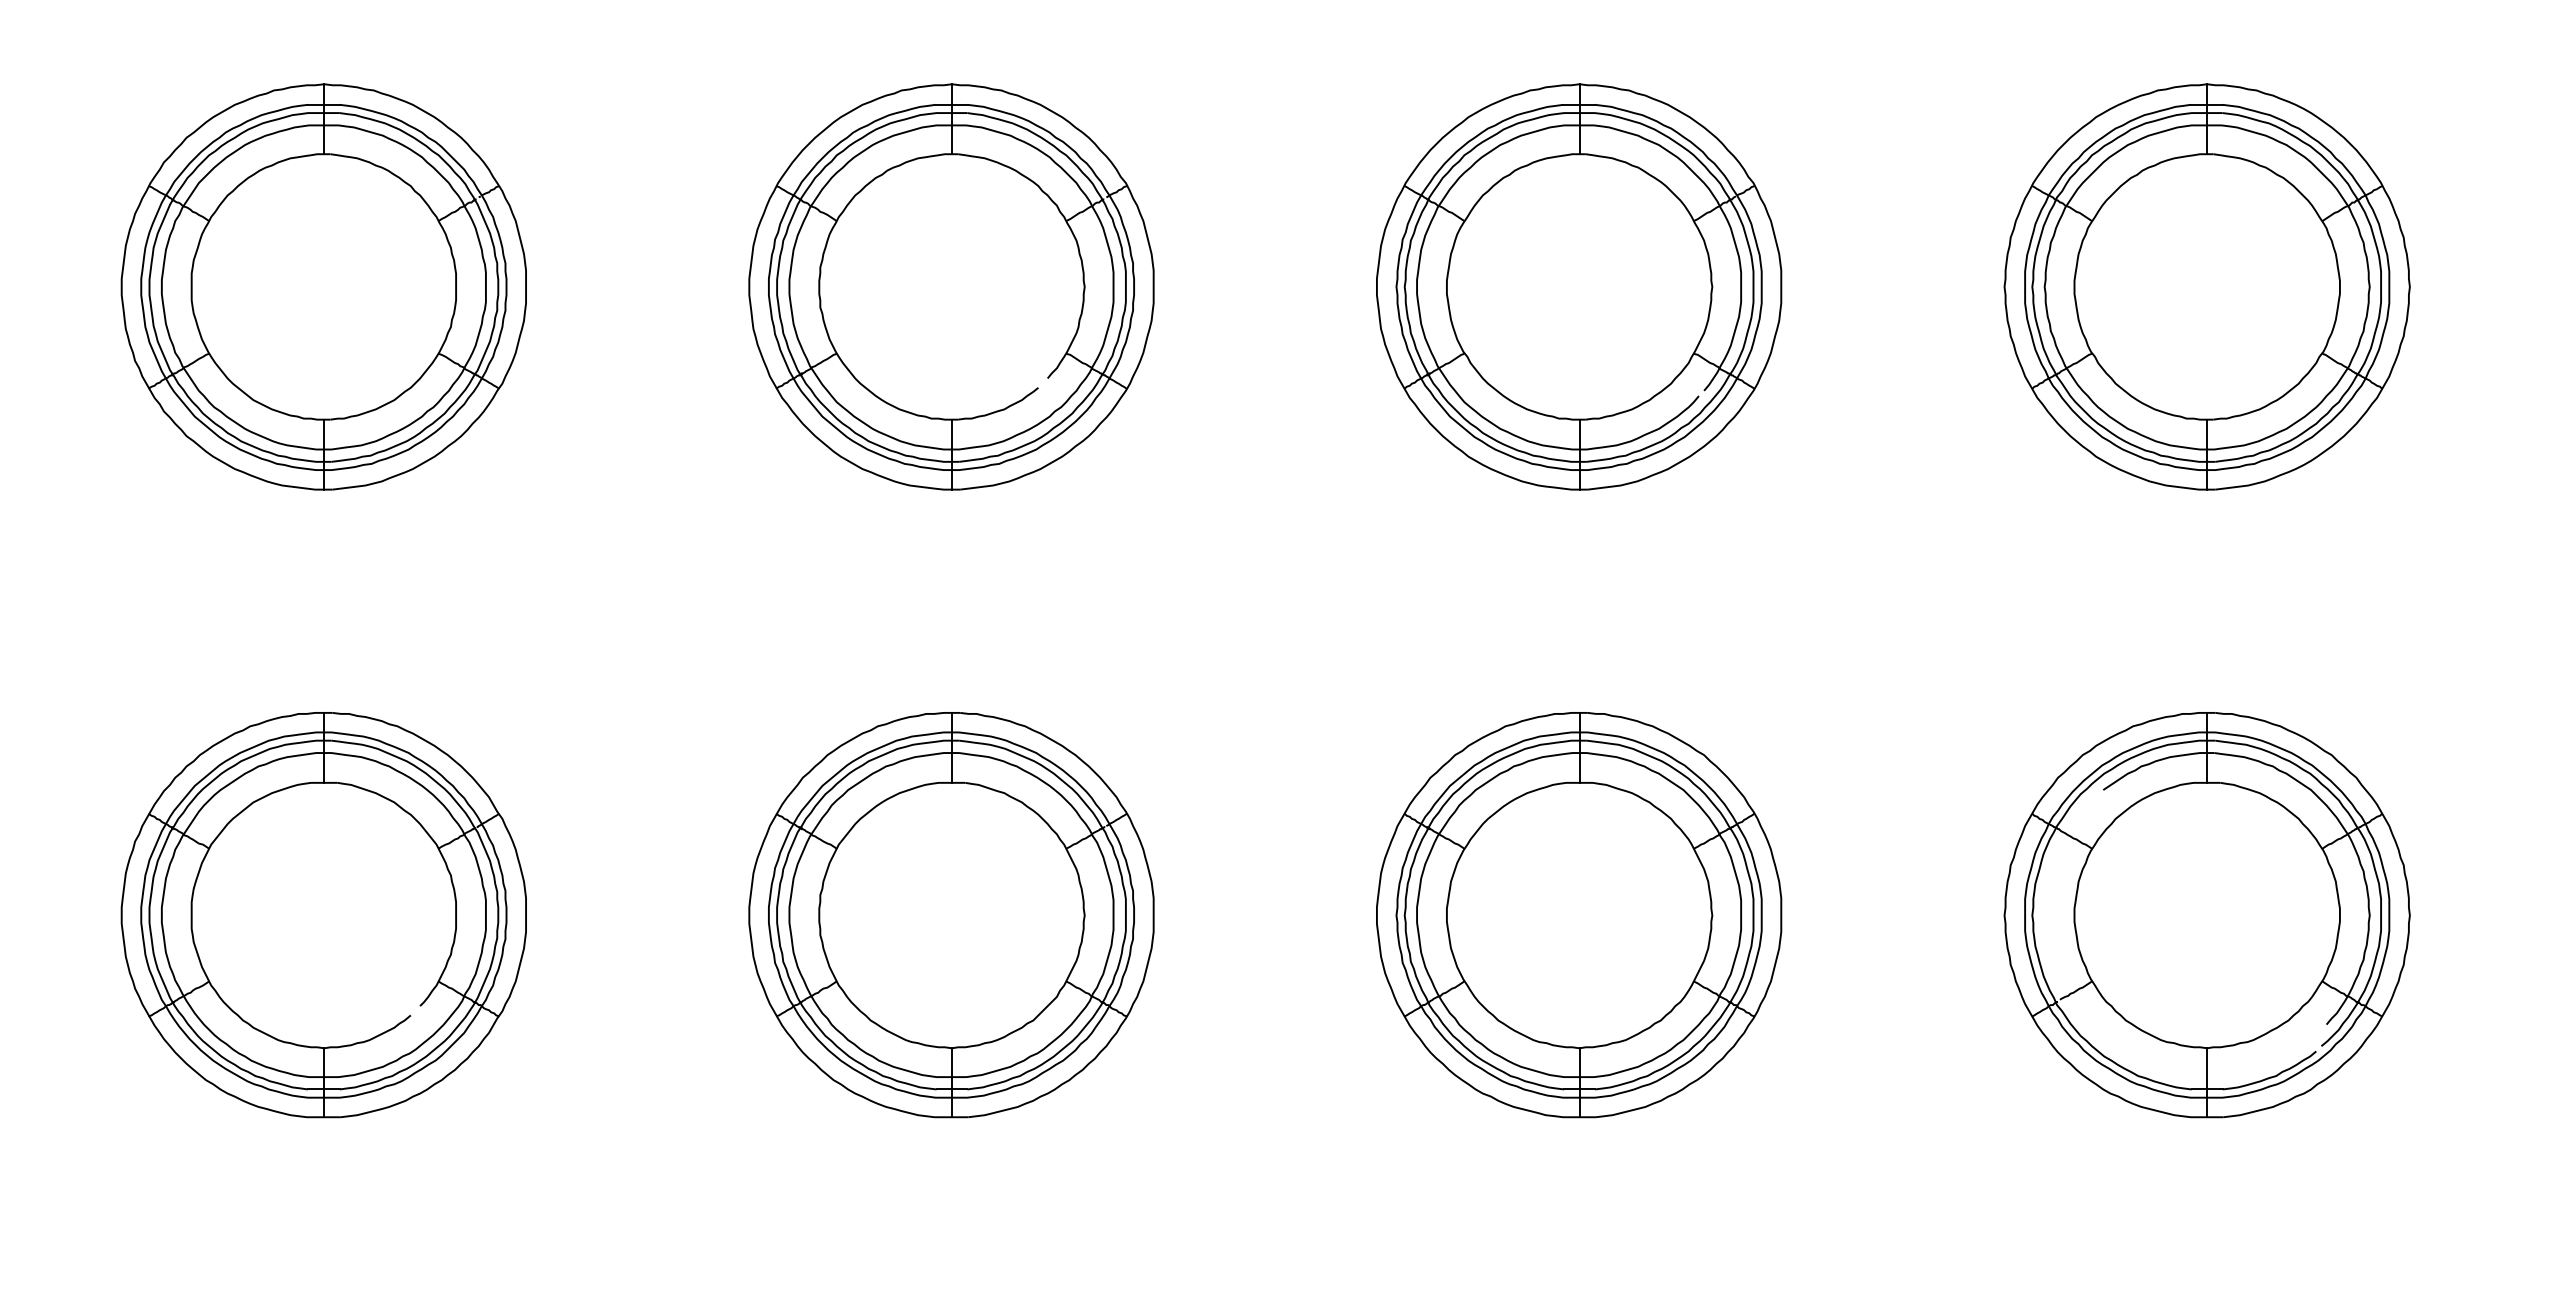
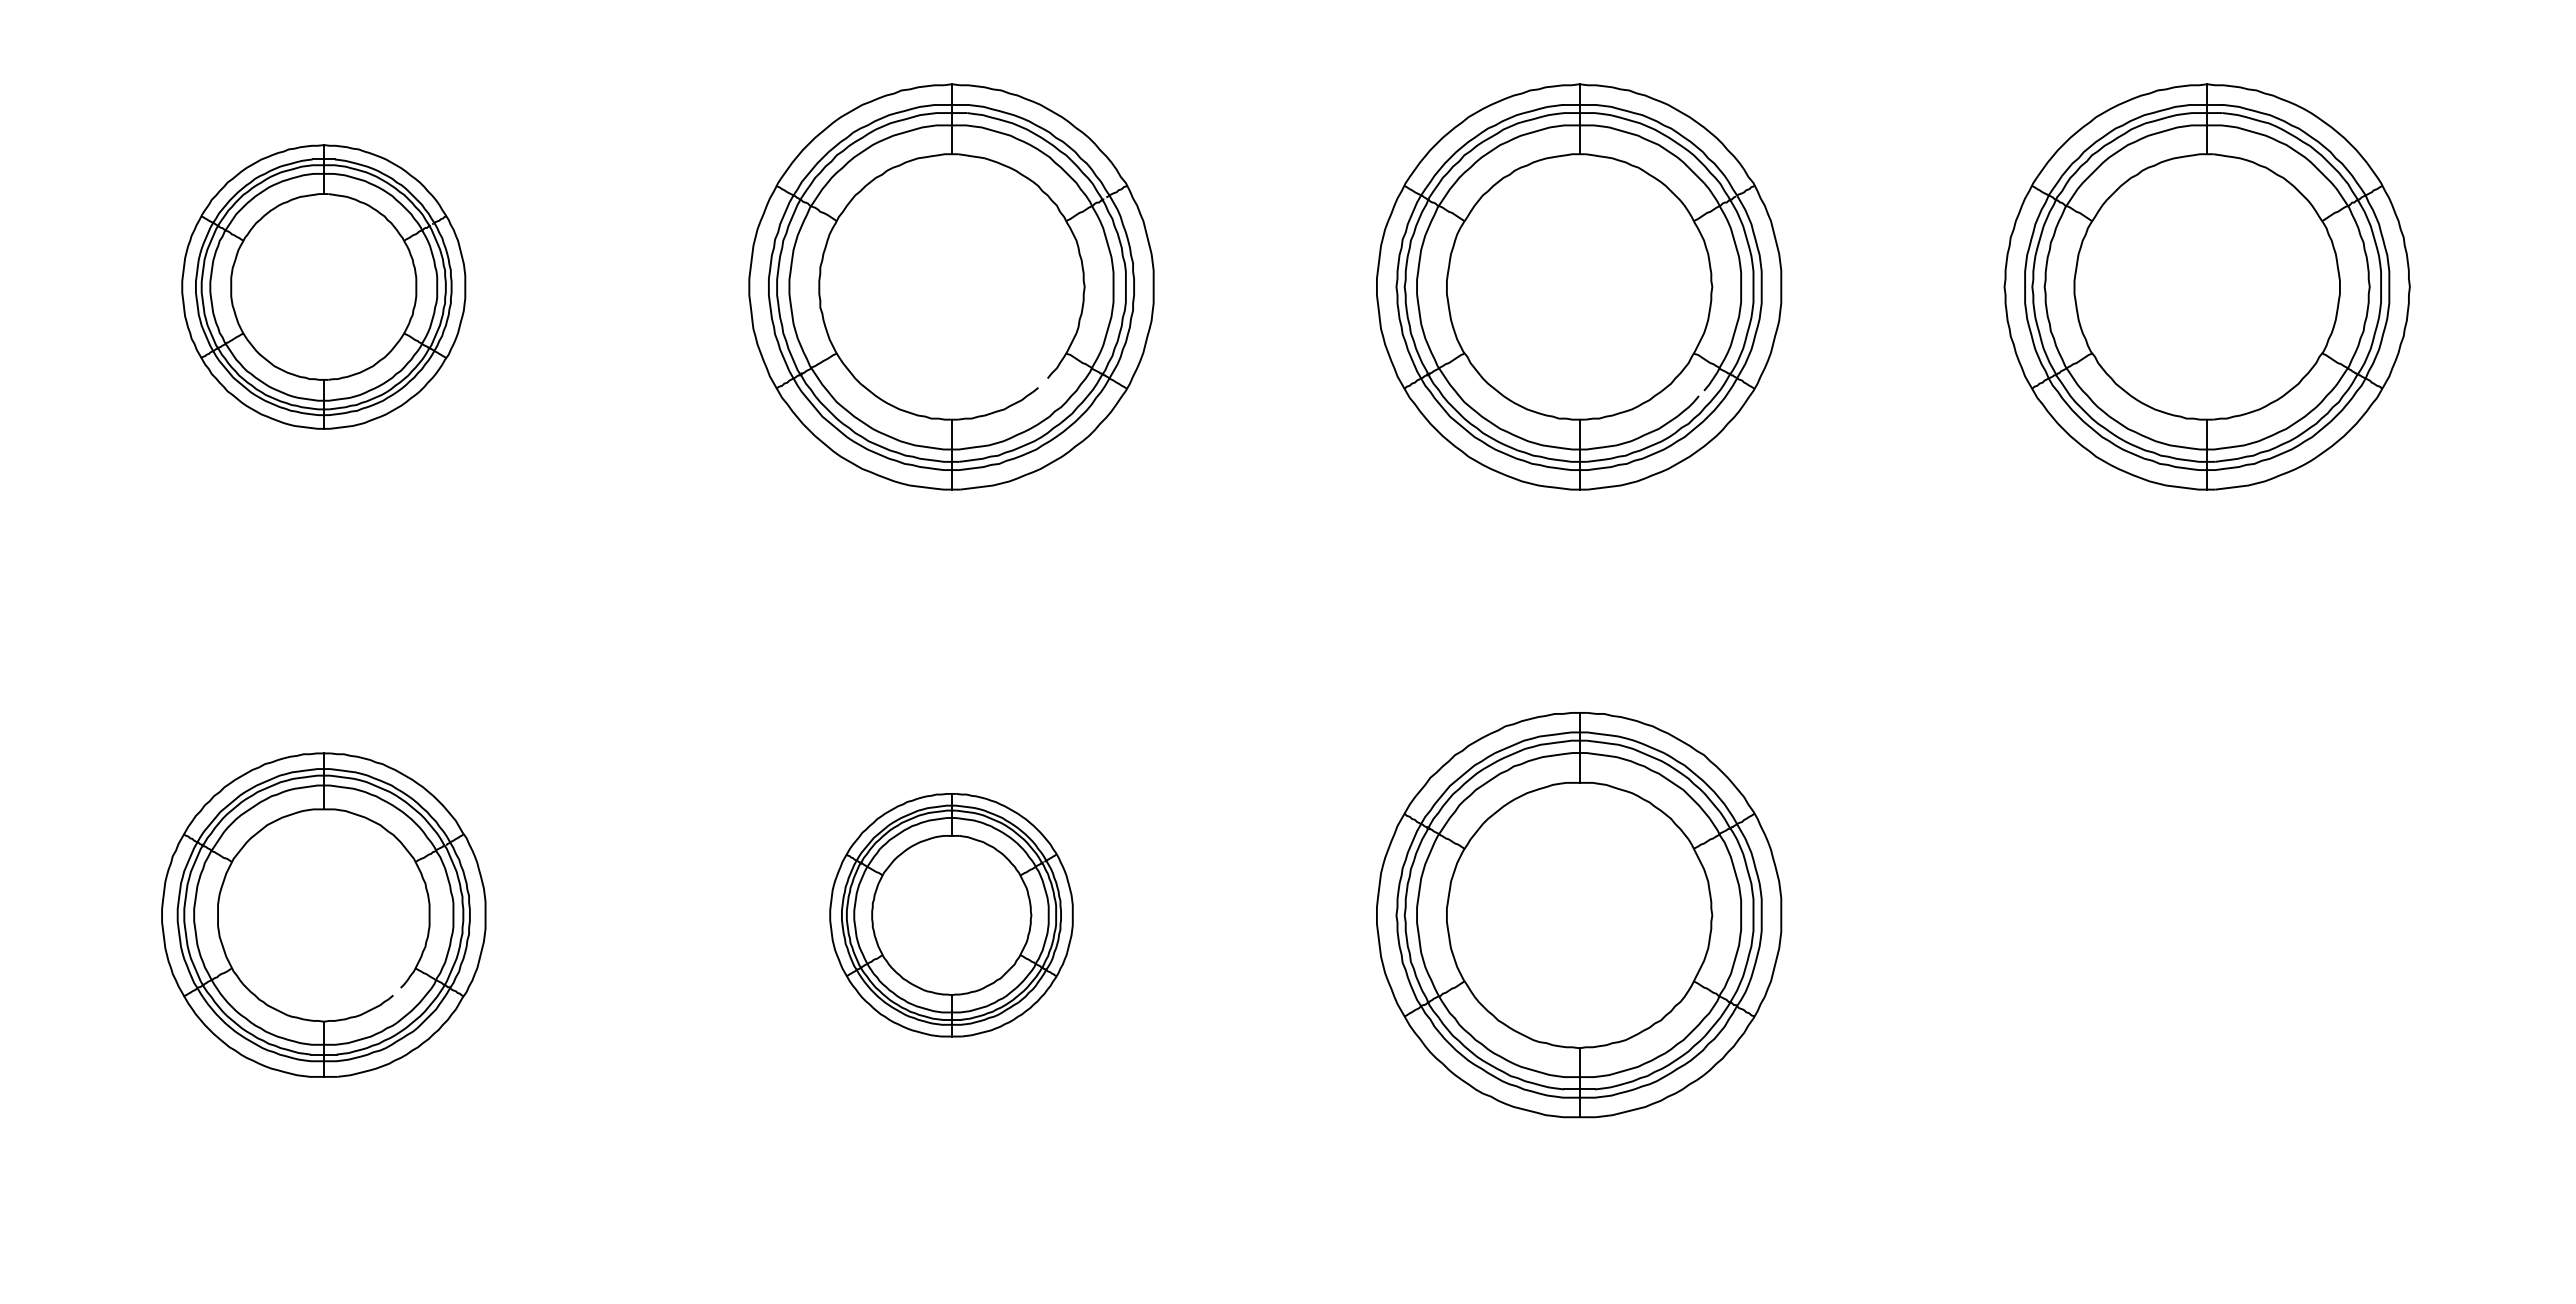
part size: 407x408 px -> 286x286 px (323, 286)
part size: 407x407 px -> 326x326 px (323, 914)
part size: 407x407 px -> 245x245 px (951, 915)
part: present -> none (2206, 915)
